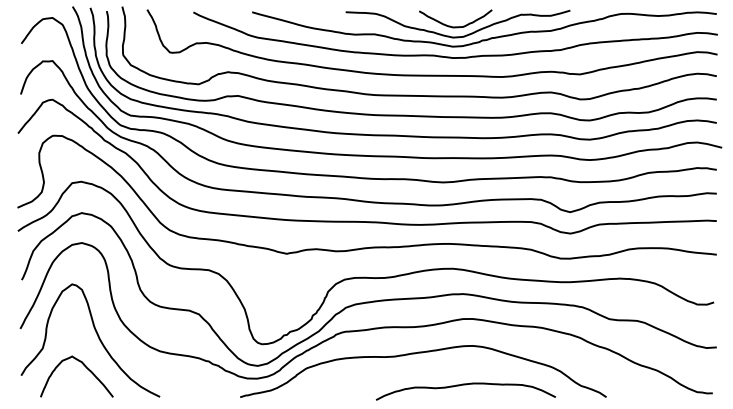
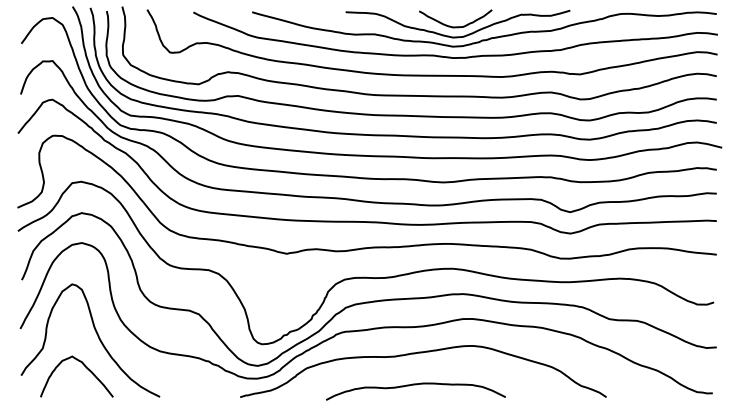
curve position: (465, 385) -> (415, 385) (415, 385)
